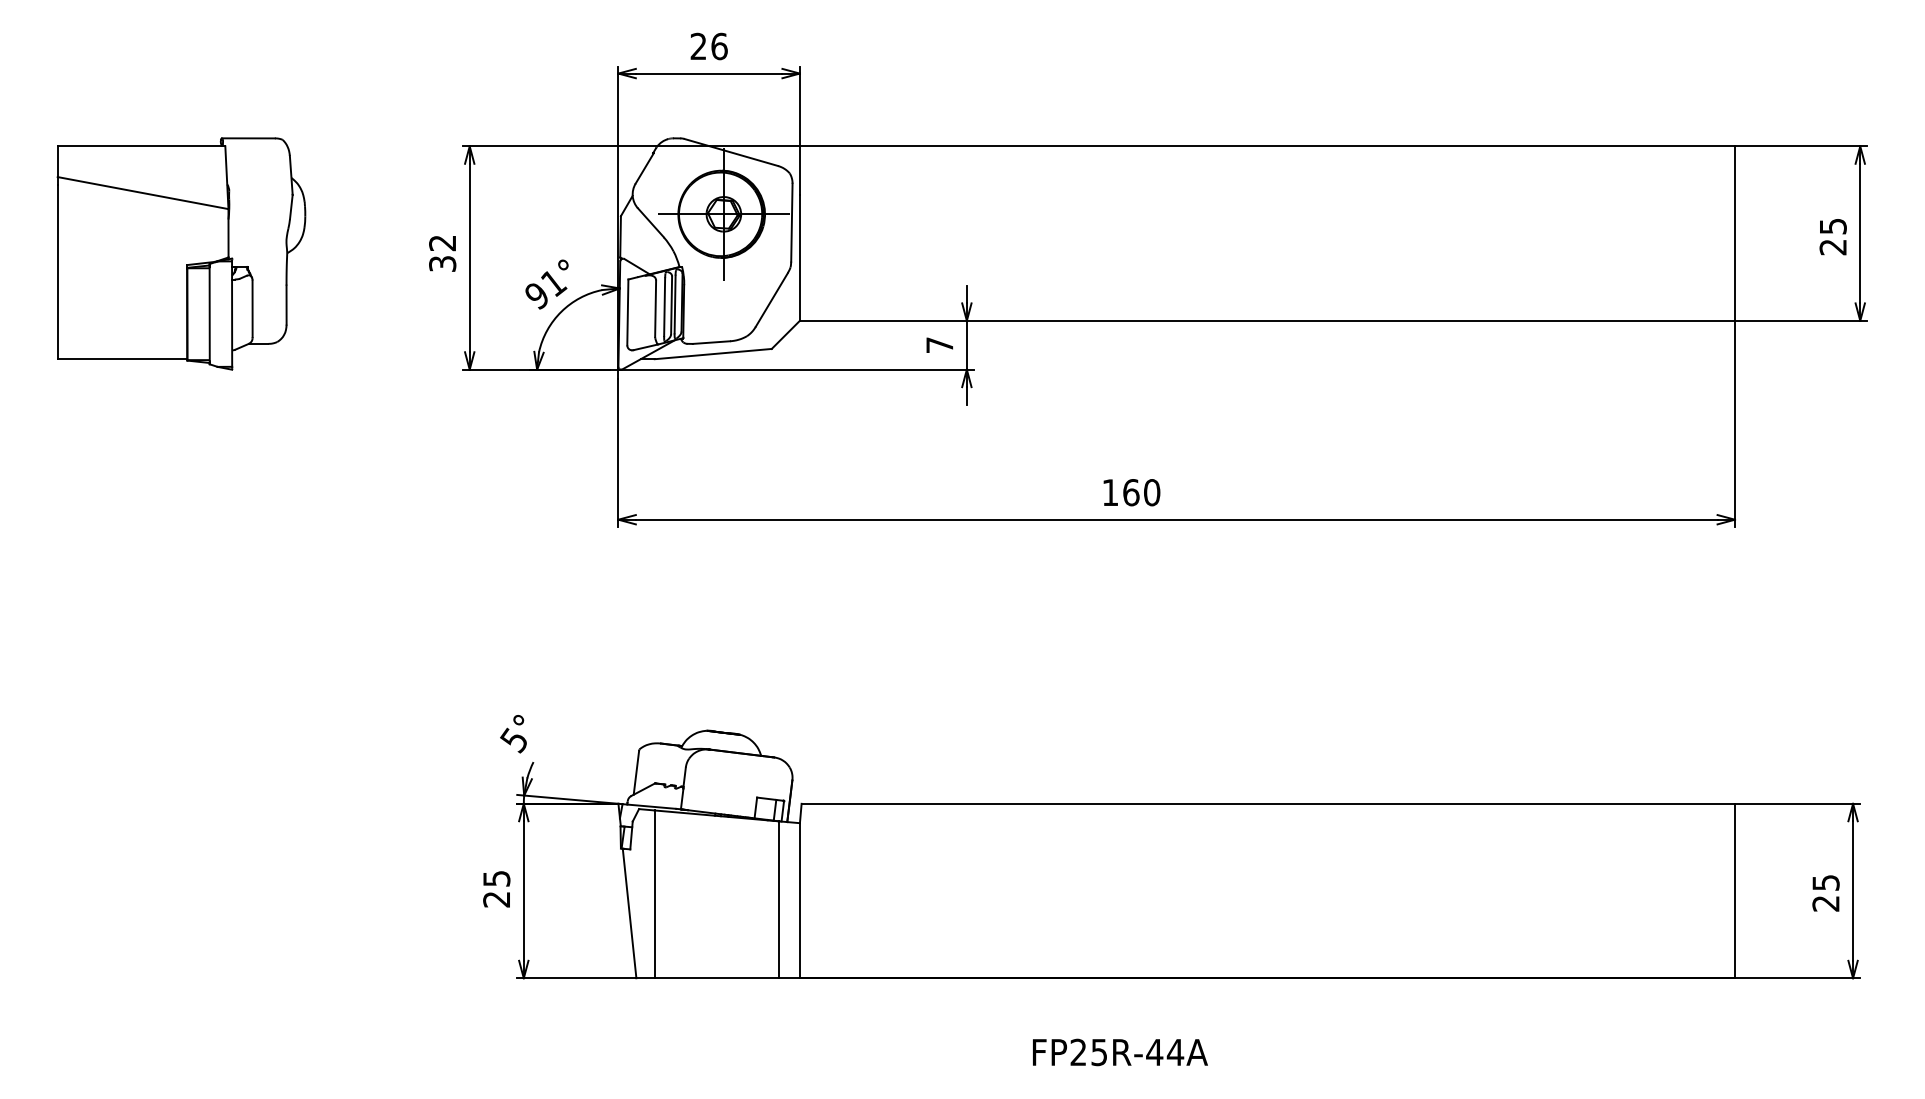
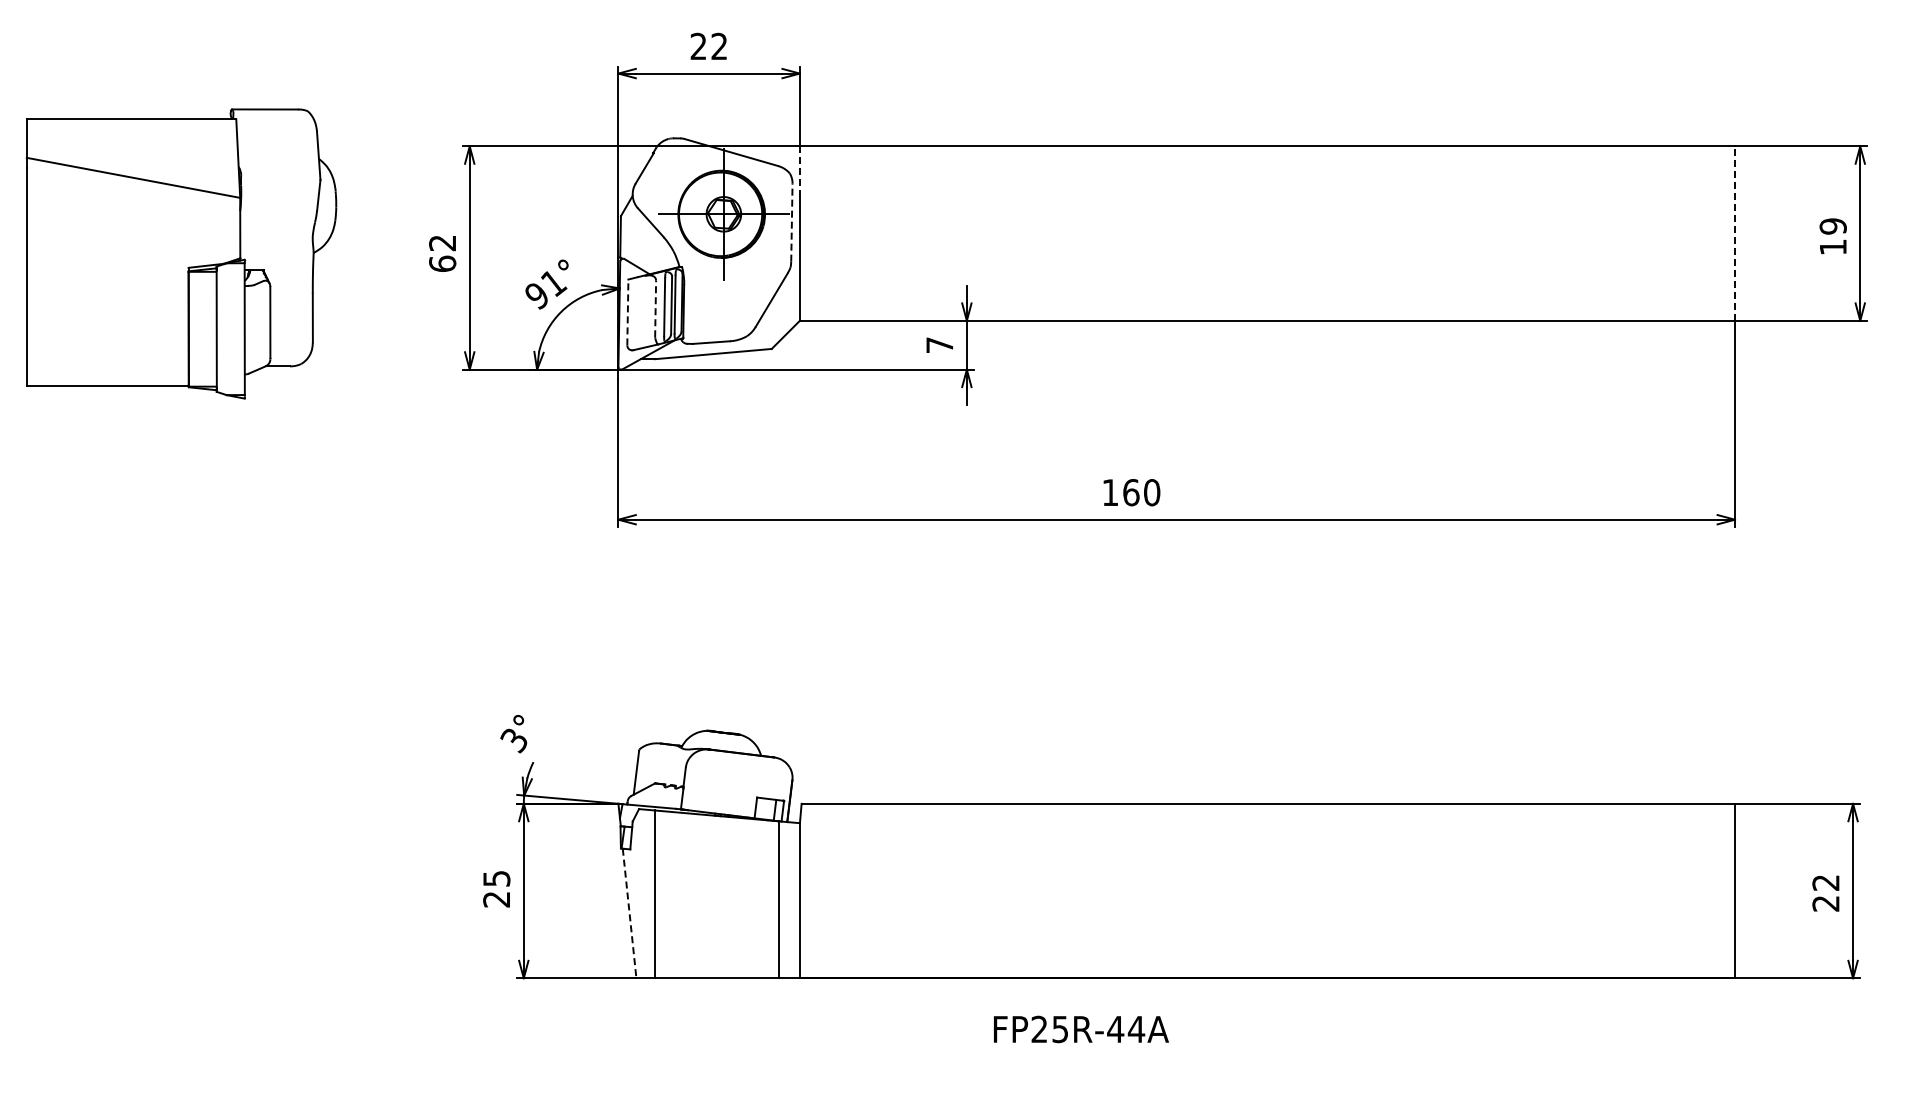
text: 26 -> 22 (719, 46)
line: solid -> dashed (799, 171)
line: solid -> dashed (791, 222)
line: solid -> dashed (1735, 233)
text: 25 -> 19 (1832, 236)
part size: 251x234 px -> 313x292 px (181, 253)
text: 32 -> 62 (442, 263)
line: solid -> dashed (655, 308)
line: solid -> dashed (627, 312)
text: 5° -> 3° (513, 740)
text: 25 -> 22 (1825, 882)
line: solid -> dashed (629, 913)
text position: (1120, 1052) -> (1081, 1029) (1081, 1029)
